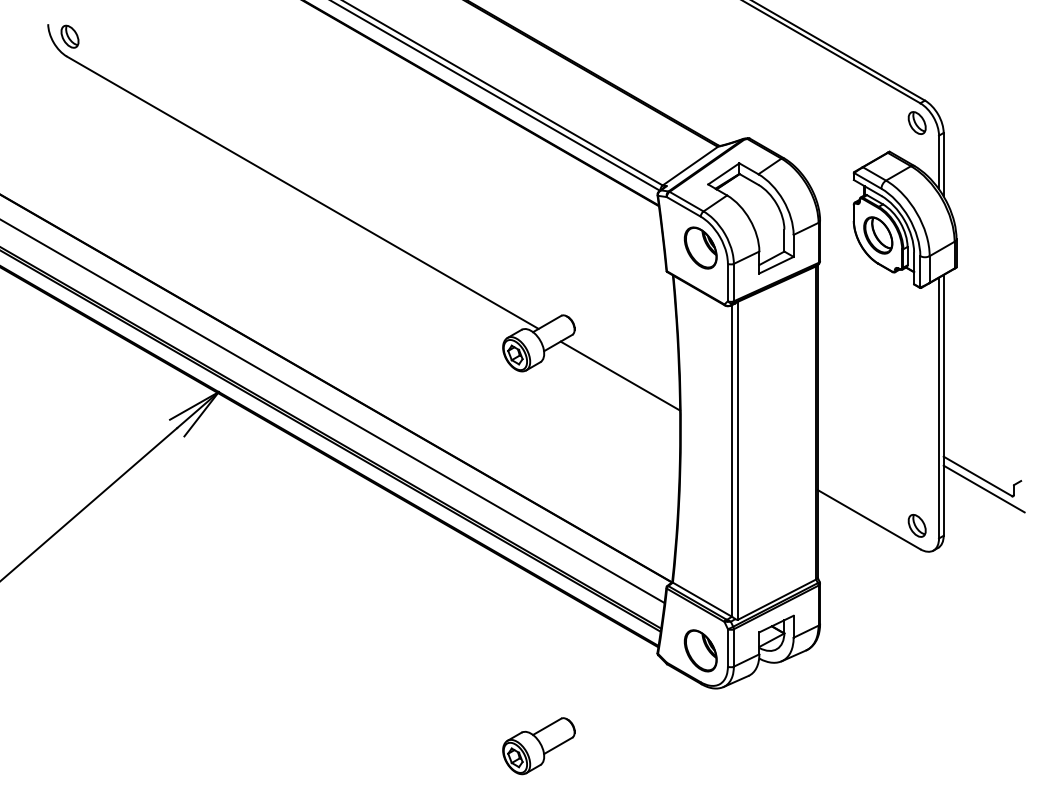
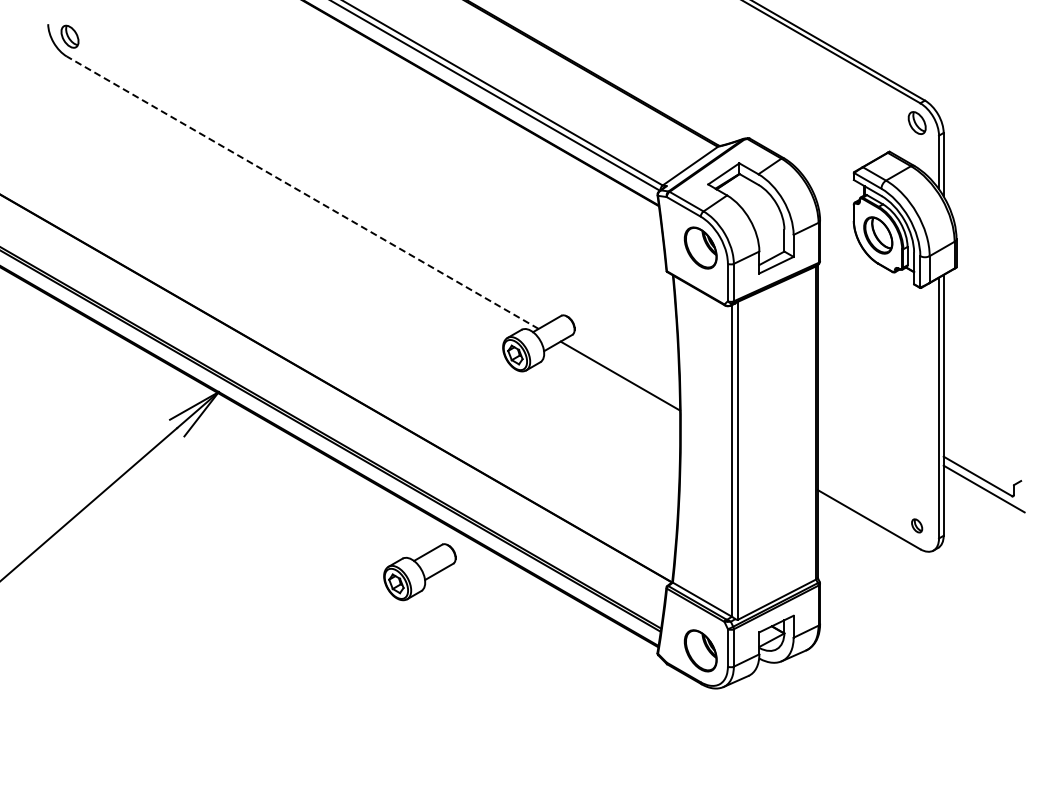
line: solid -> dashed (302, 192)
line: present -> none (333, 411)
part size: 20x24 px -> 13x16 px (917, 525)
part position: (538, 746) -> (419, 572) (419, 572)
